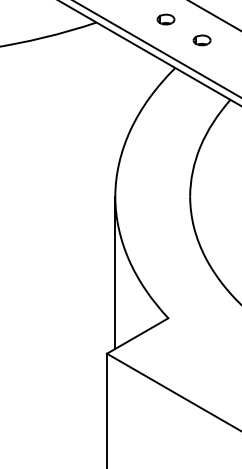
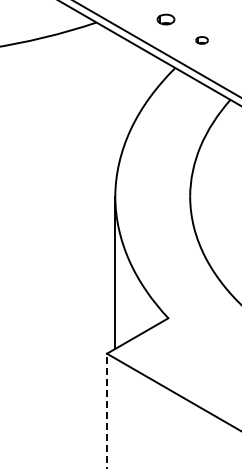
line: present -> none (214, 15)
part size: 20x13 px -> 14x9 px (201, 40)
line: solid -> dashed (107, 410)
